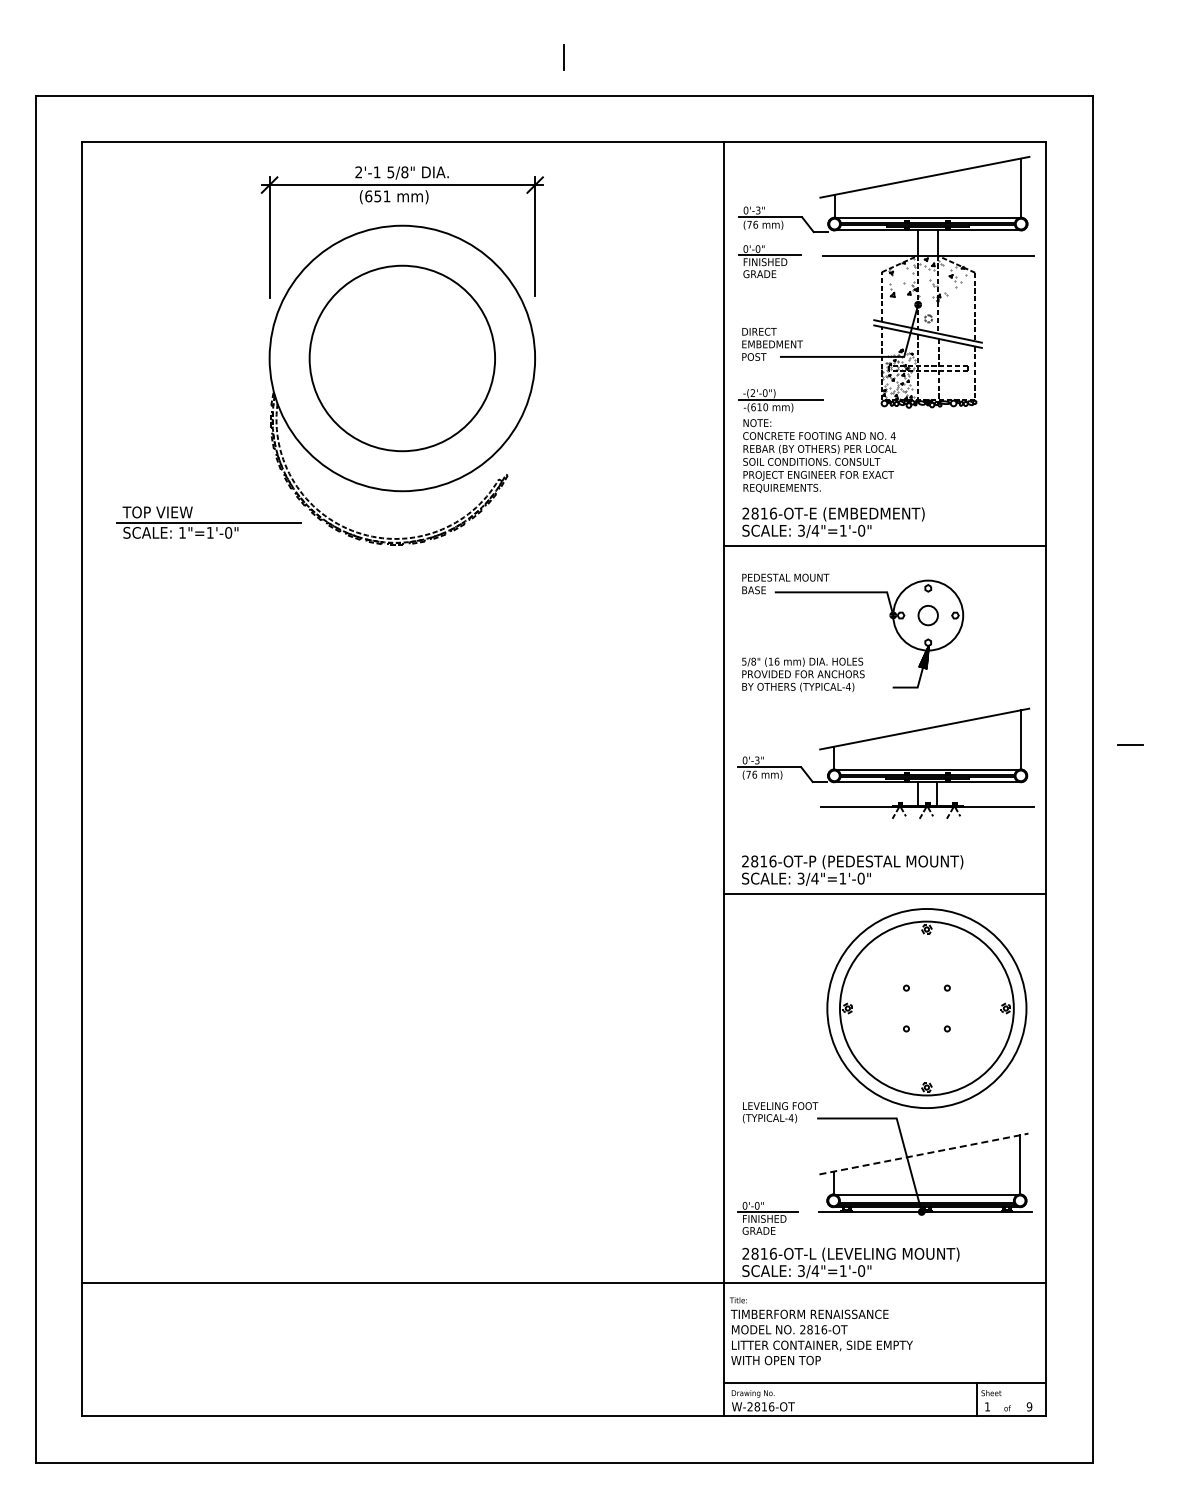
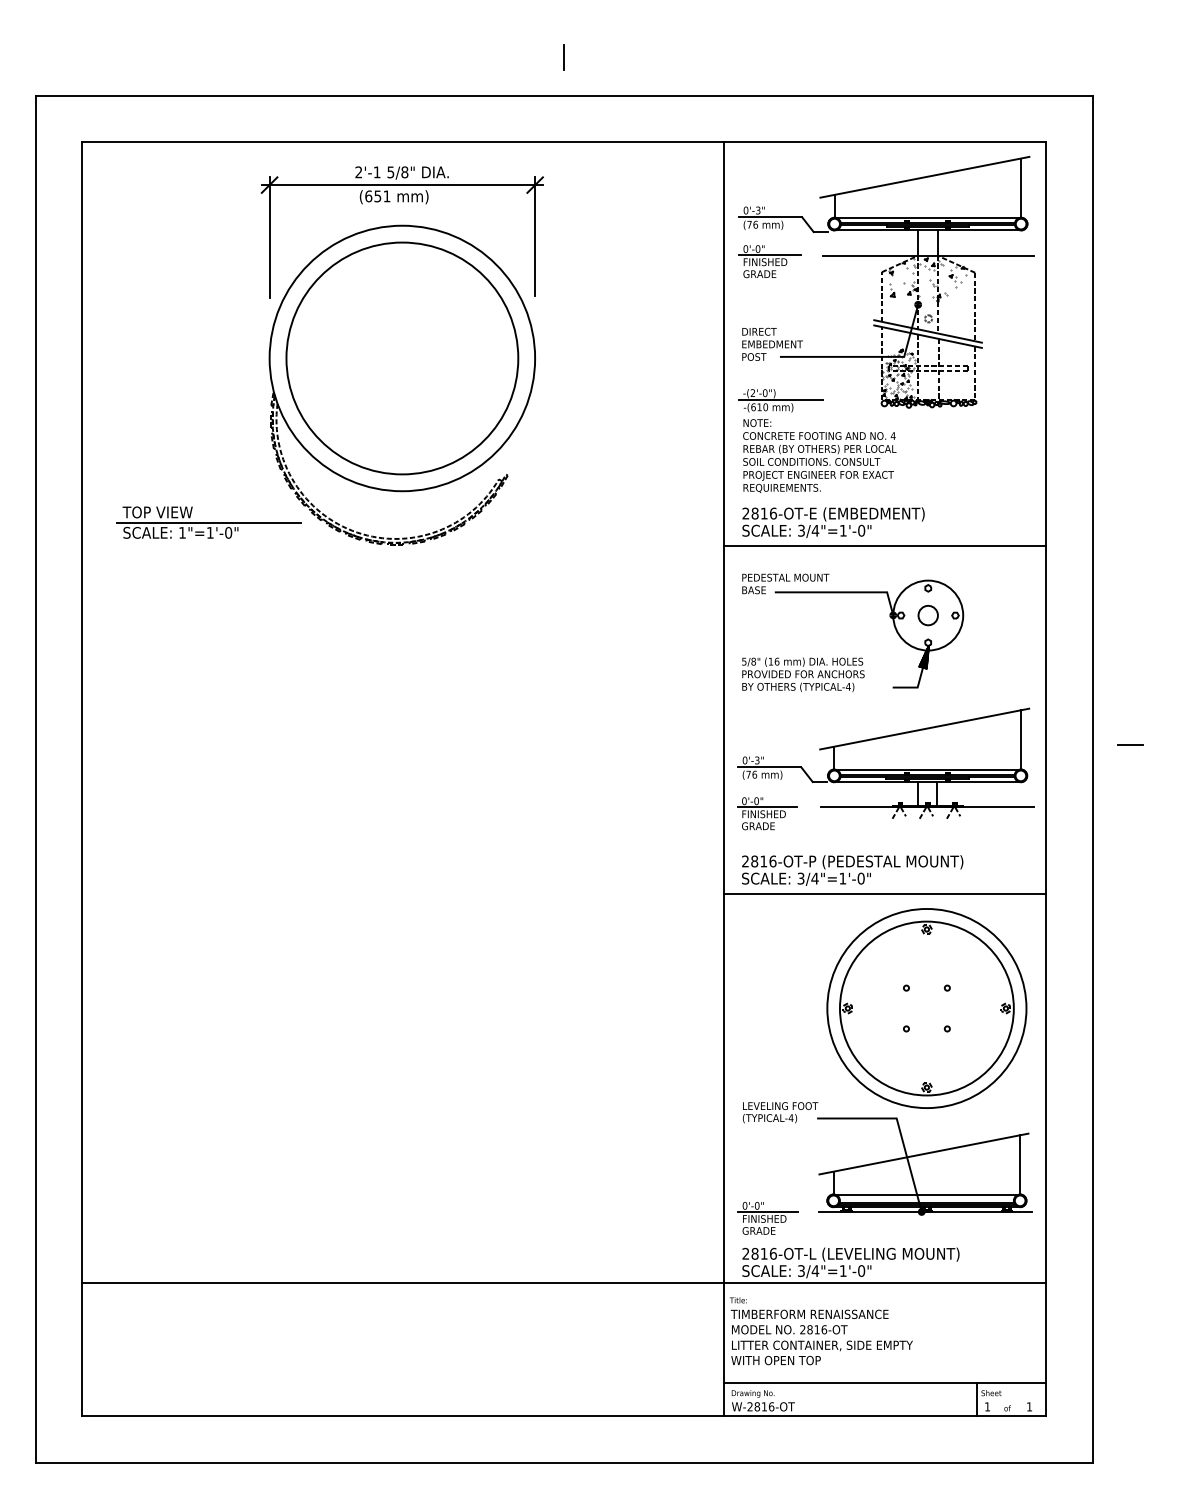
circle diameter: 185 px -> 232 px (402, 358)
part: none -> present (767, 813)
line: dashed -> solid (924, 1153)
text: 9 -> 1 (1029, 1406)
